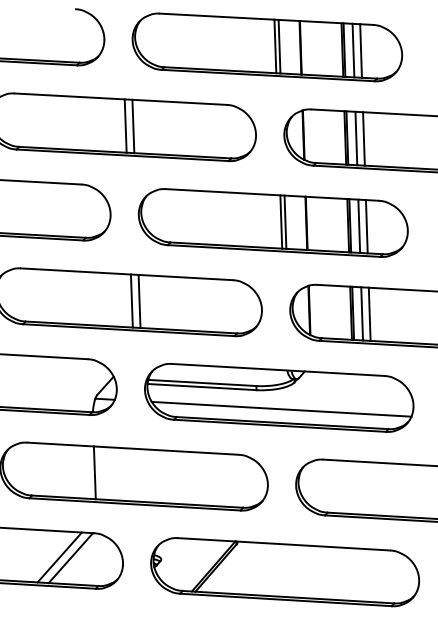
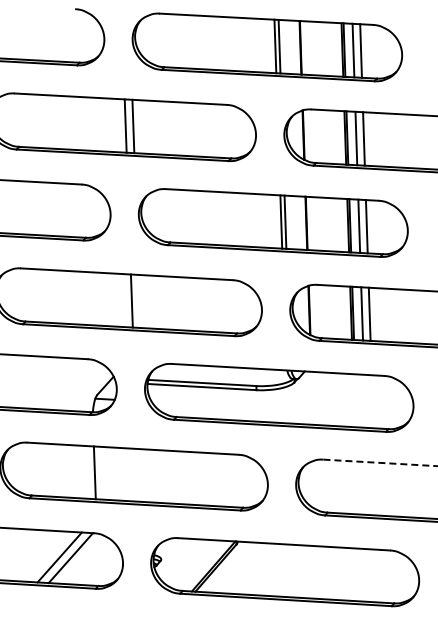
line: present -> none (139, 300)
line: present -> none (281, 408)
line: solid -> dashed (380, 462)
